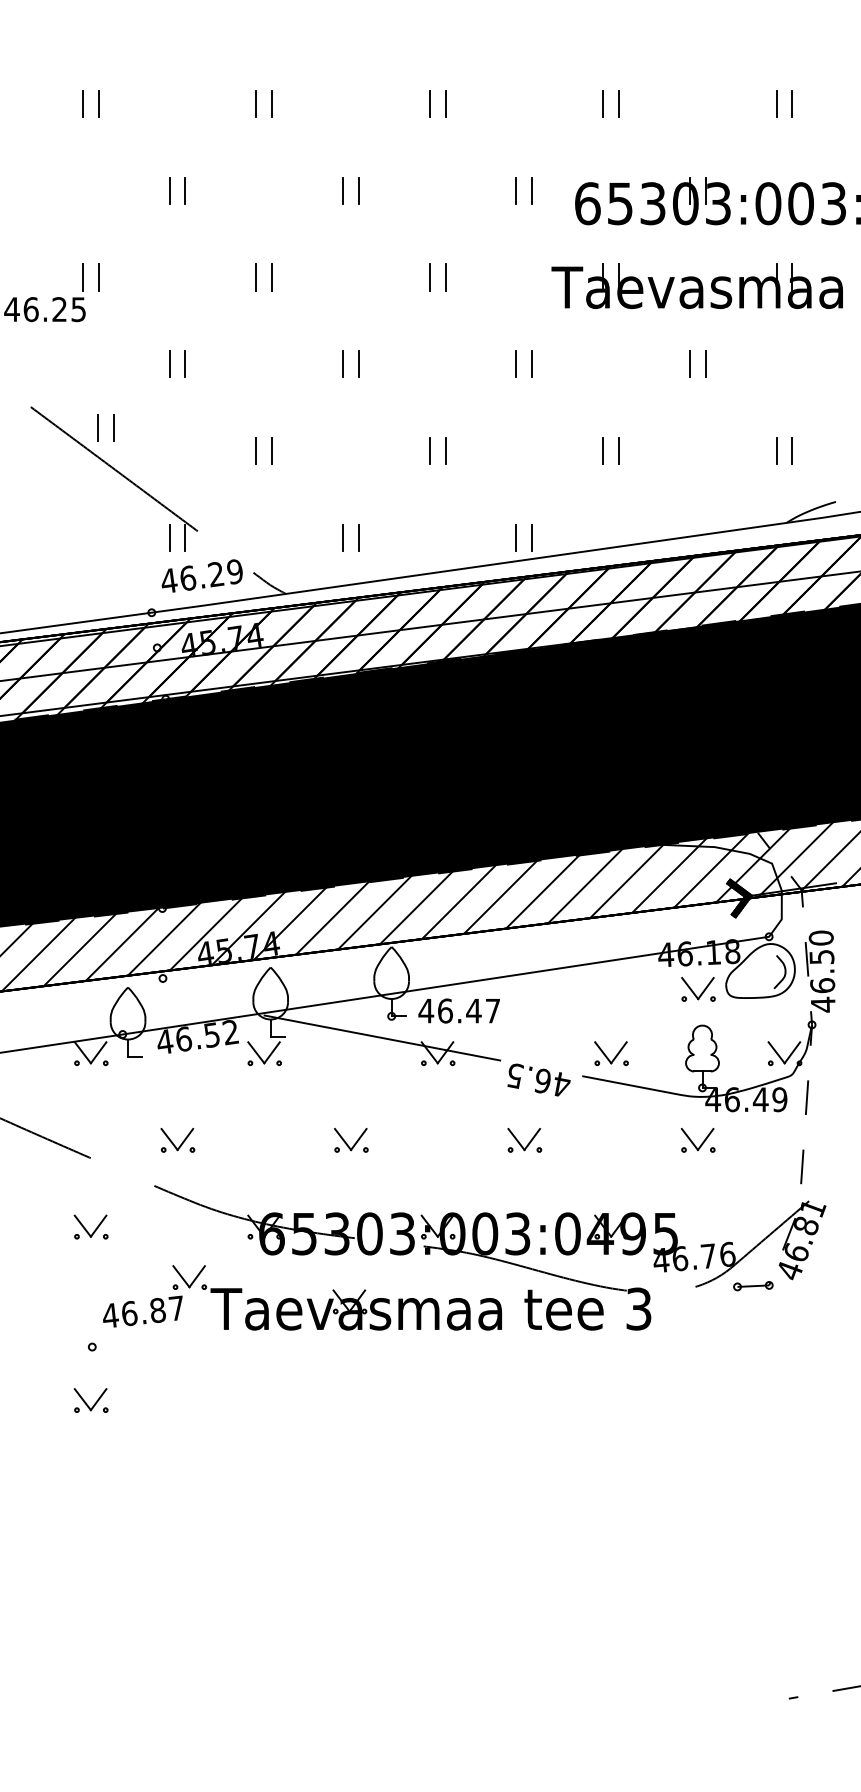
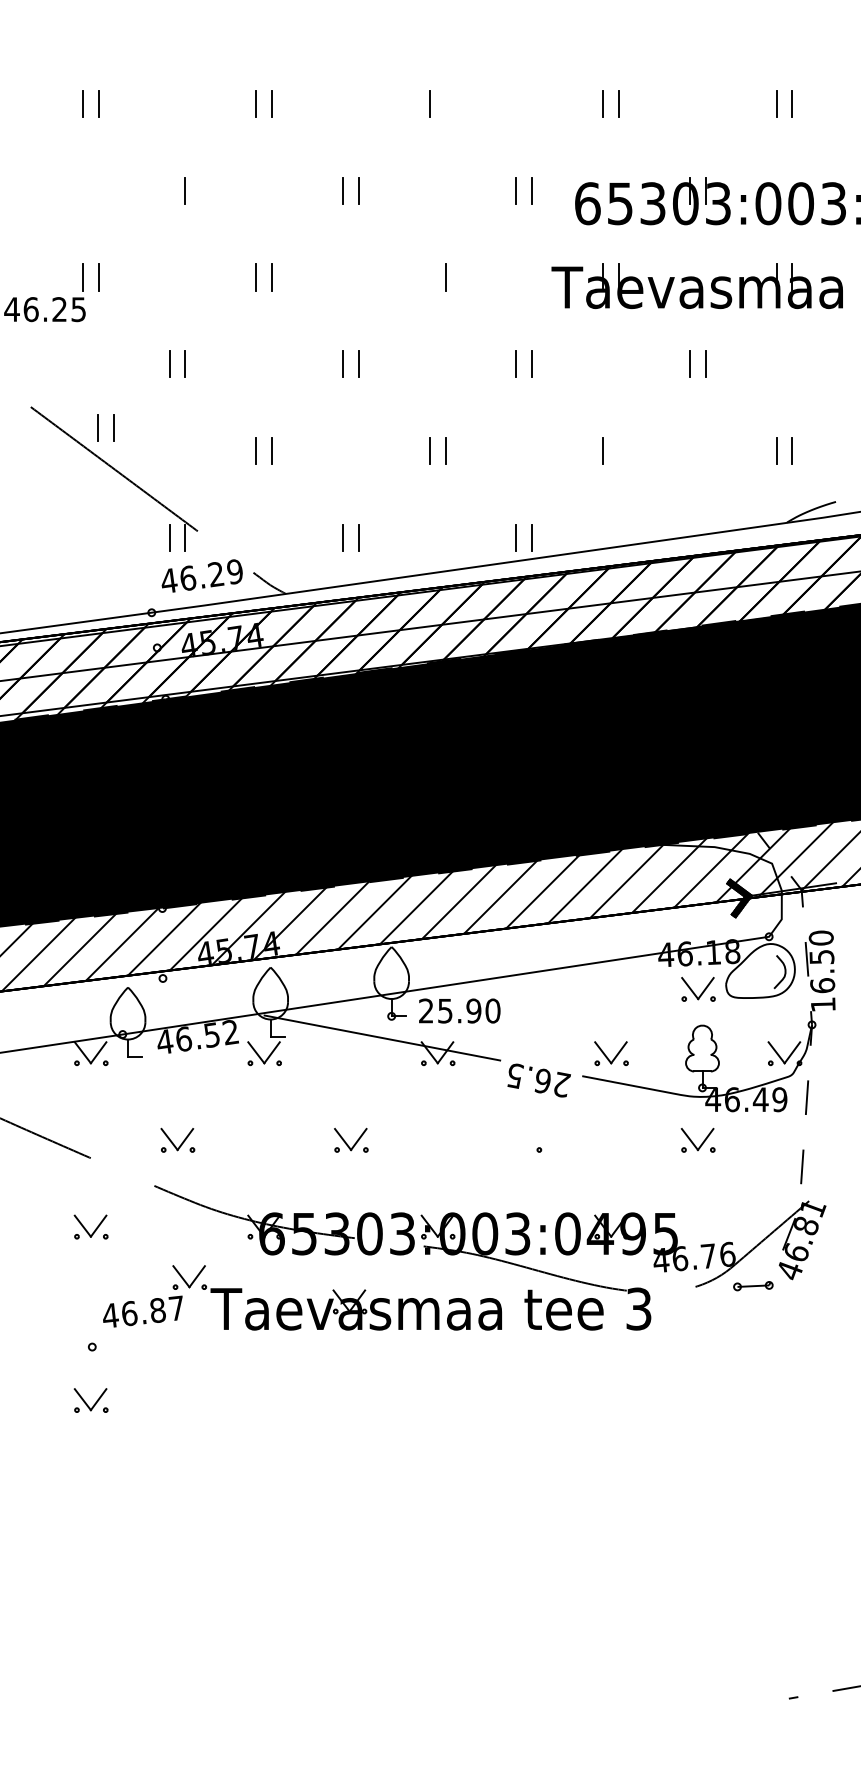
line: present -> none (445, 103)
line: present -> none (169, 190)
line: present -> none (429, 277)
line: present -> none (618, 450)
text: 46.50 -> 16.50 (823, 1004)
text: 46.47 -> 25.90 (459, 1010)
text: 46.5 -> 26.5 (562, 1084)
part: present -> none (523, 1139)
